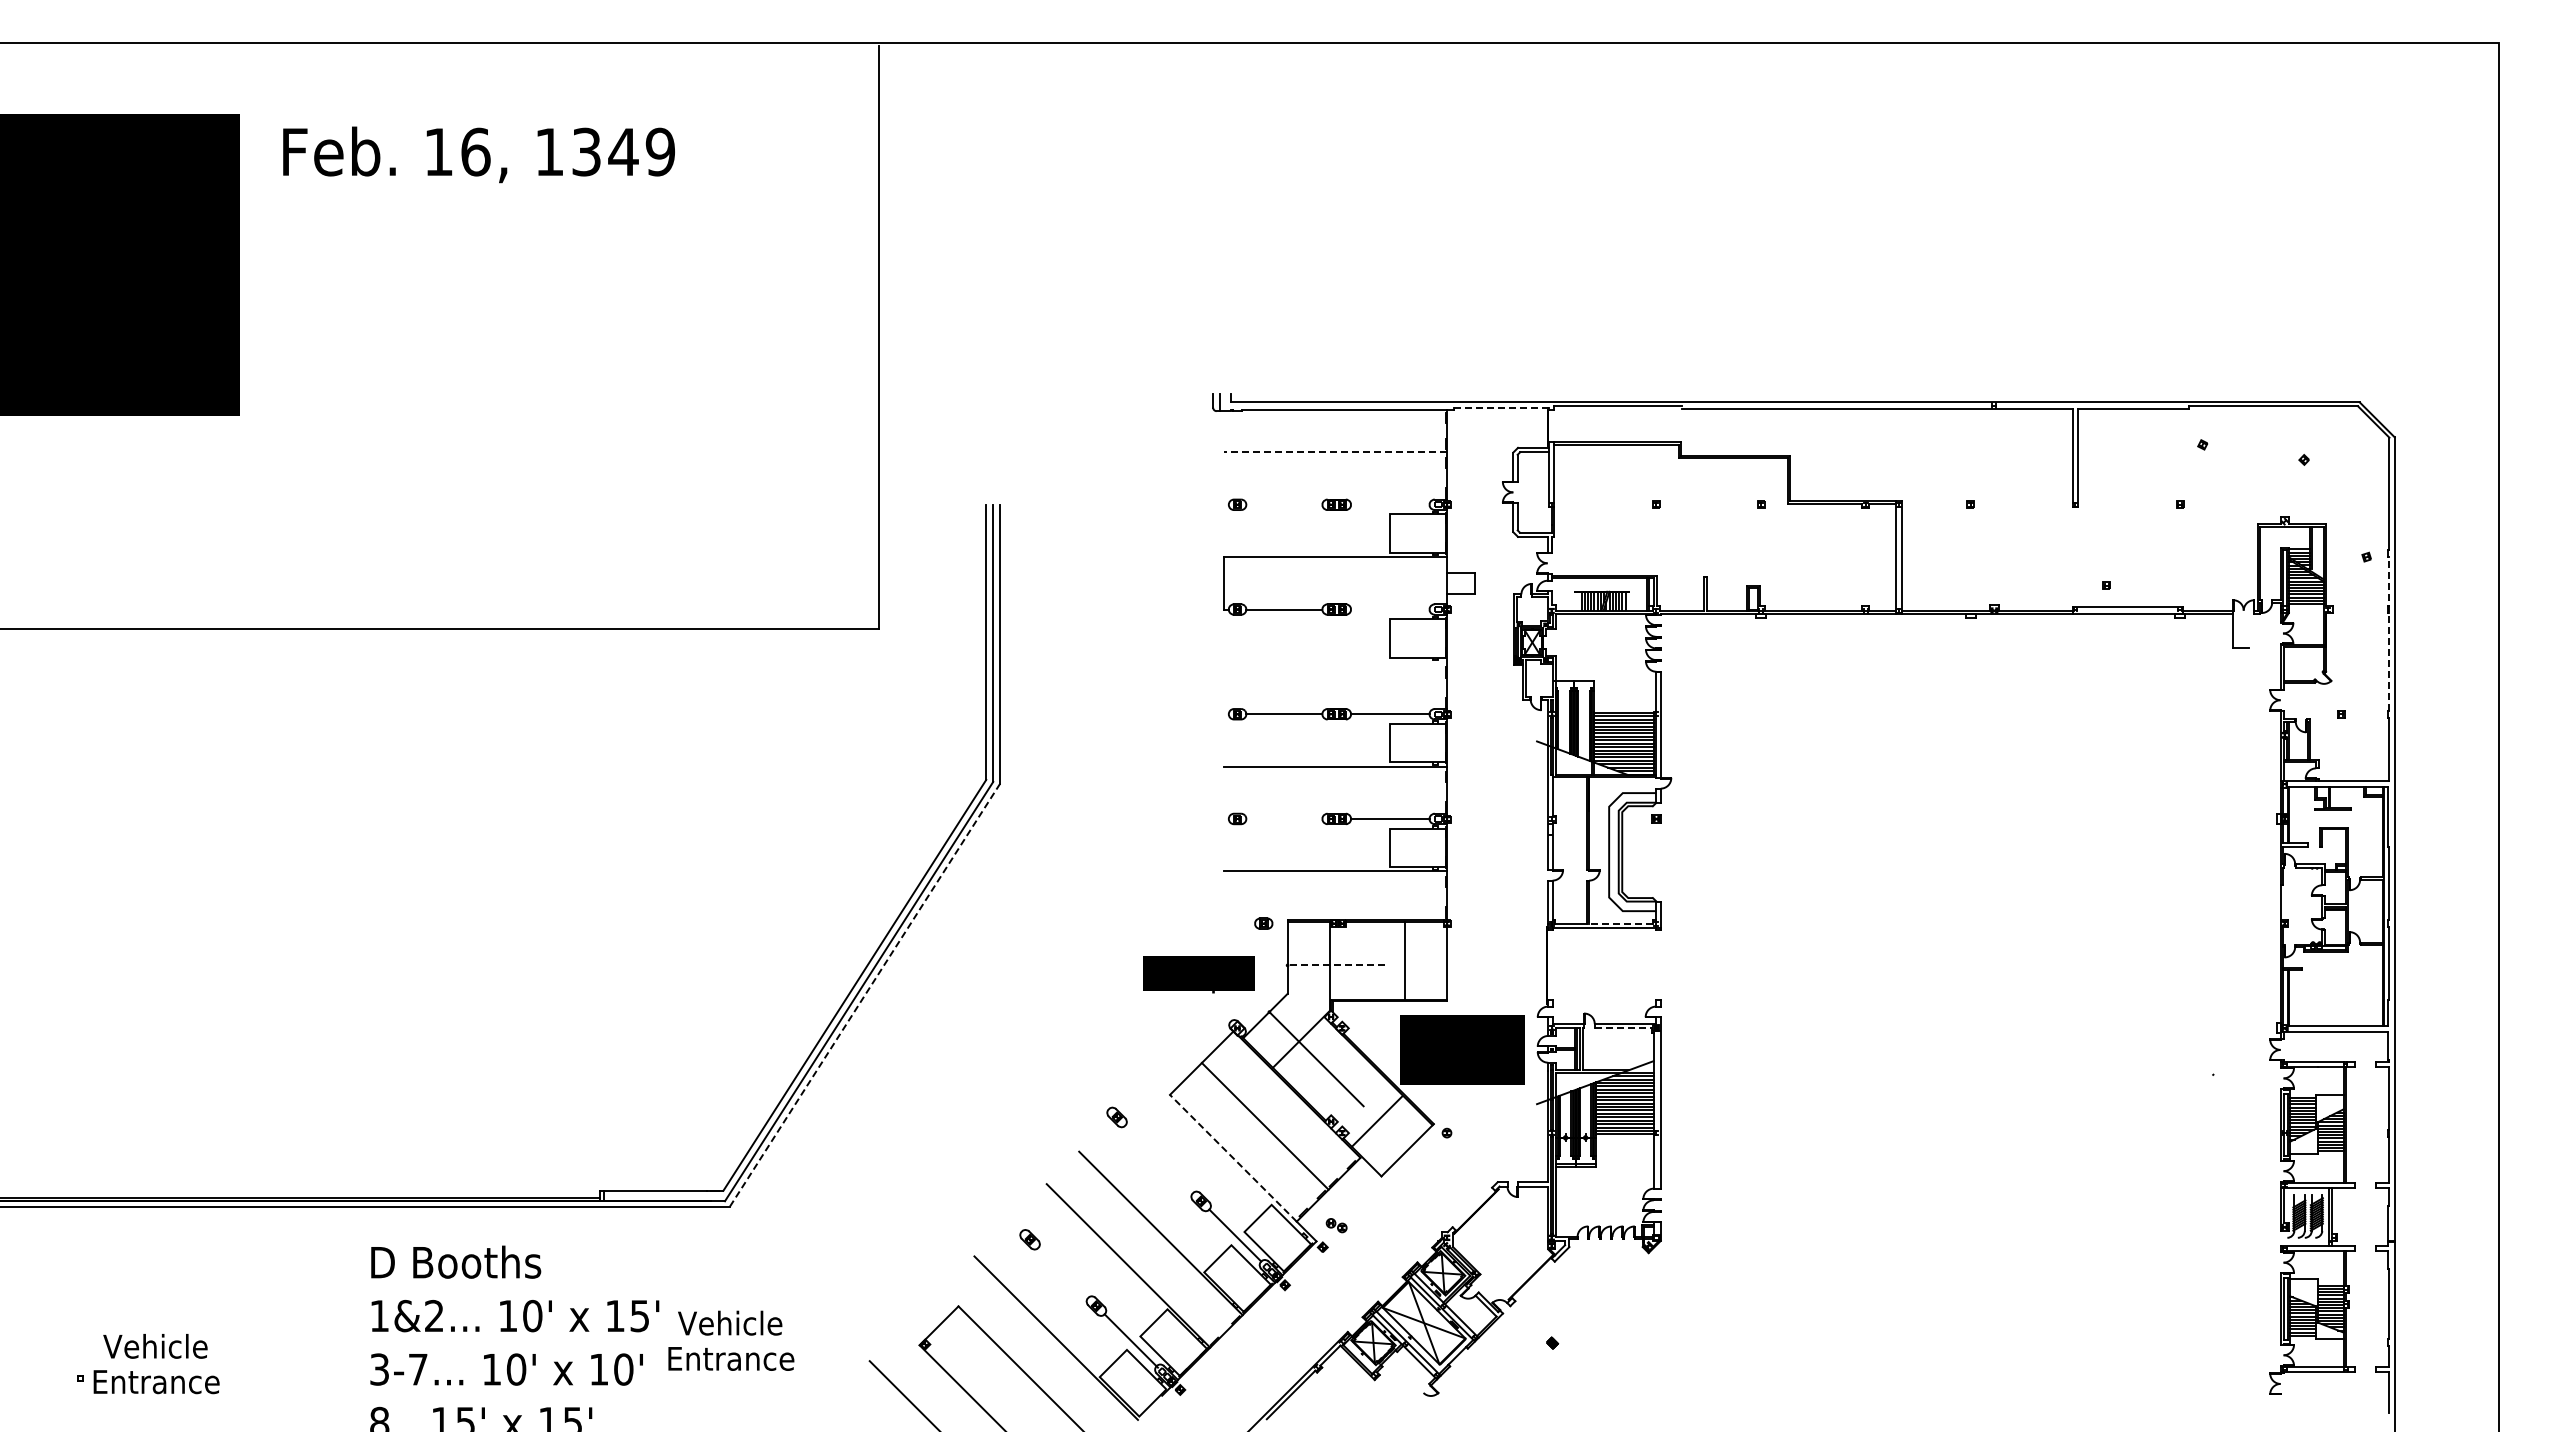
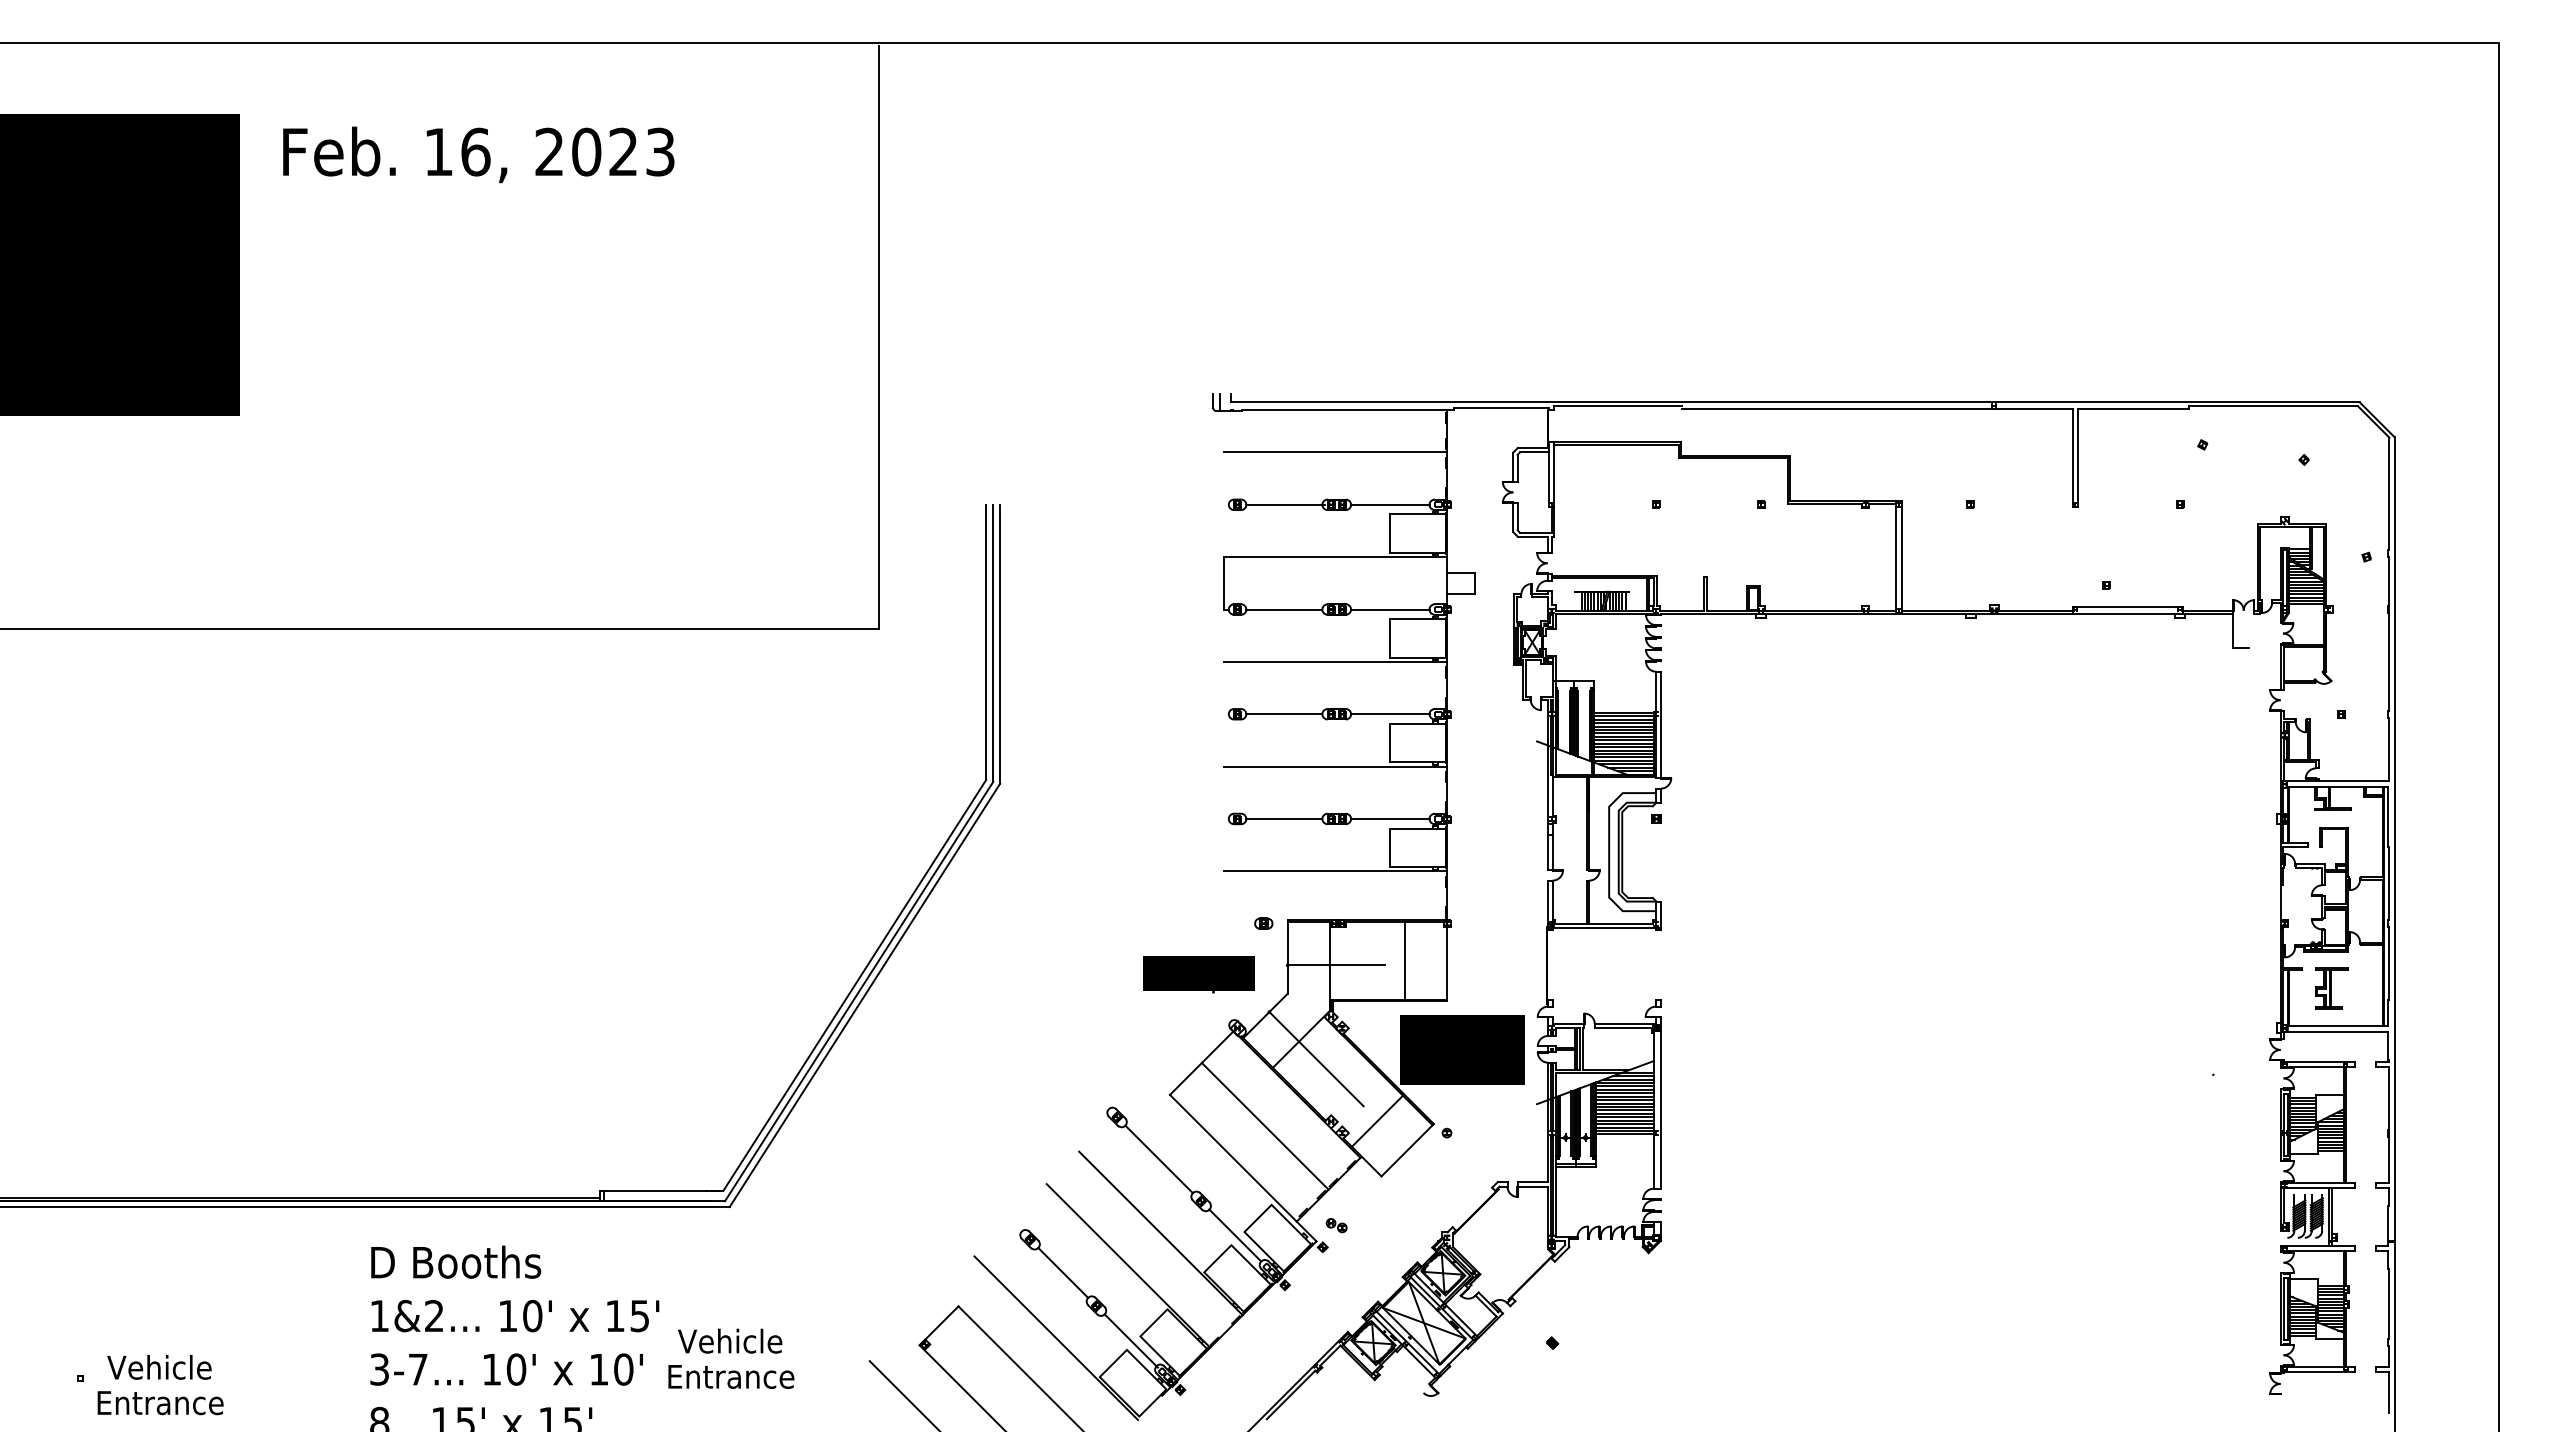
text: 1349 -> 2023 (604, 151)
line: dashed -> solid (1501, 408)
line: dashed -> solid (1335, 452)
line: none -> present (1285, 504)
line: none -> present (1390, 504)
line: none -> present (1390, 609)
line: dashed -> solid (2389, 633)
line: none -> present (1335, 661)
line: none -> present (1284, 818)
line: dashed -> solid (1621, 923)
line: dashed -> solid (1336, 965)
part: none -> present (2331, 988)
line: dashed -> solid (864, 995)
line: dashed -> solid (1623, 1028)
line: dashed -> solid (1233, 1158)
line: none -> present (1158, 1159)
line: none -> present (1063, 1272)
text position: (731, 1340) -> (731, 1358) (731, 1358)
text position: (156, 1364) -> (160, 1385) (160, 1385)
